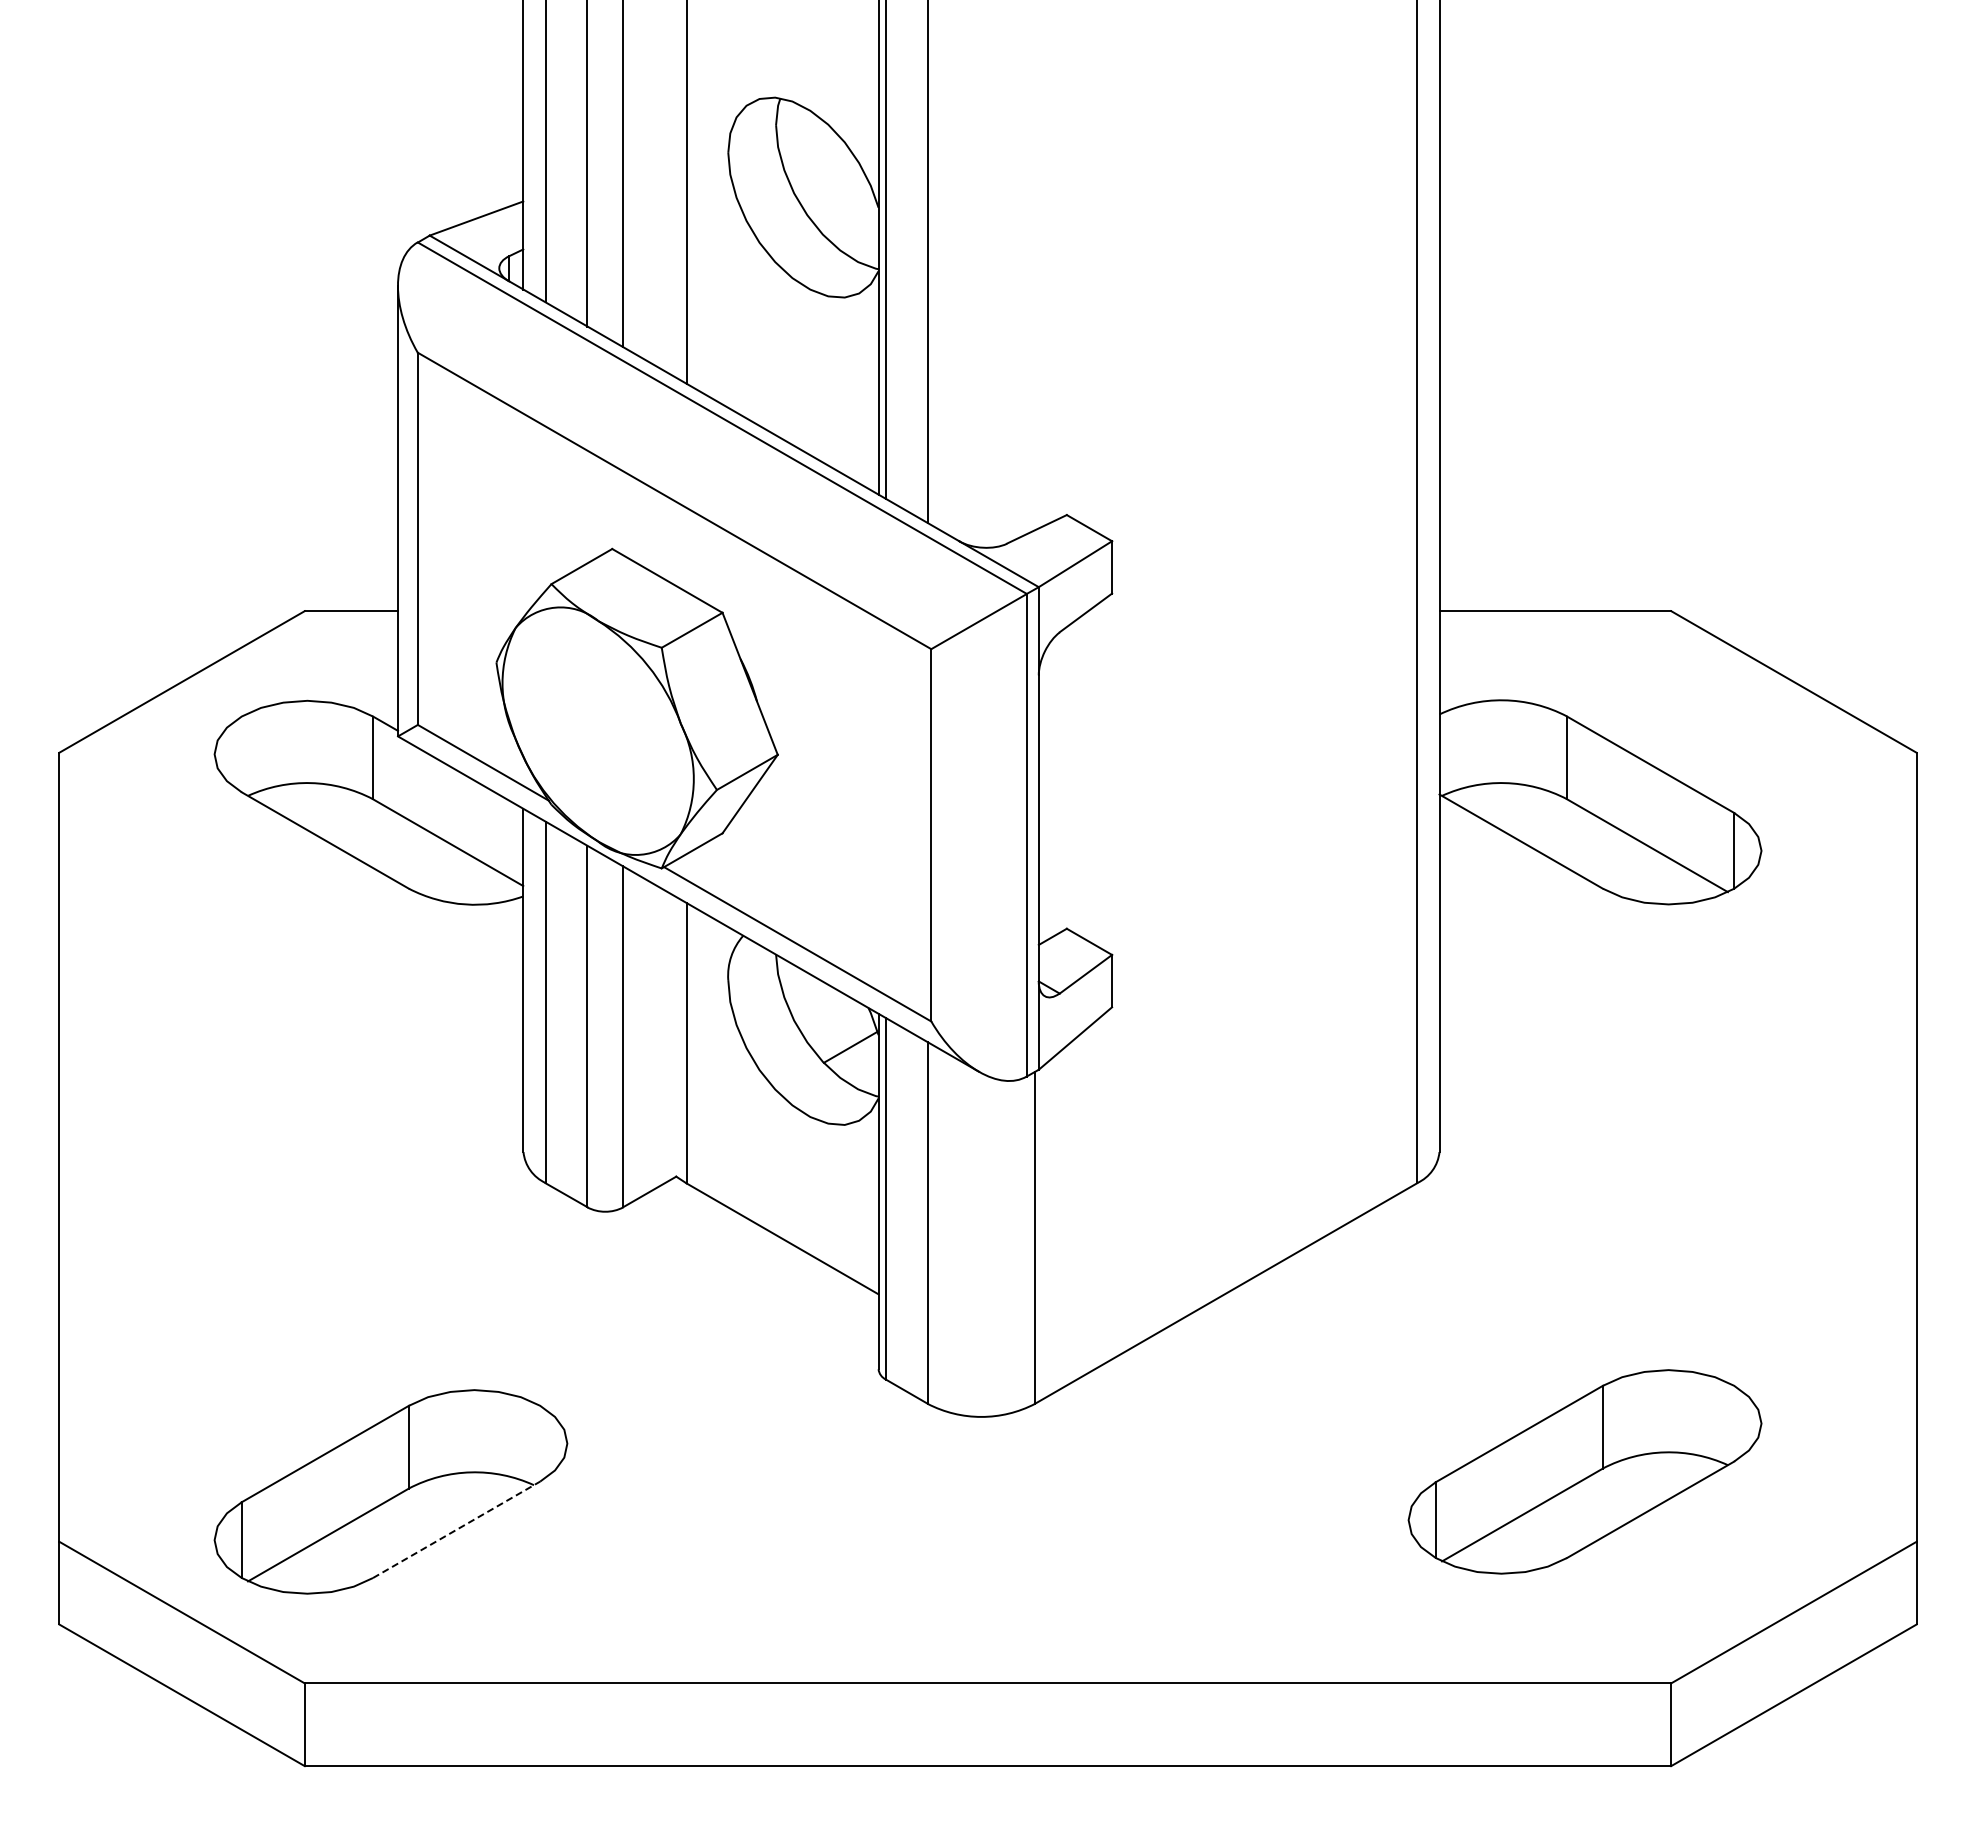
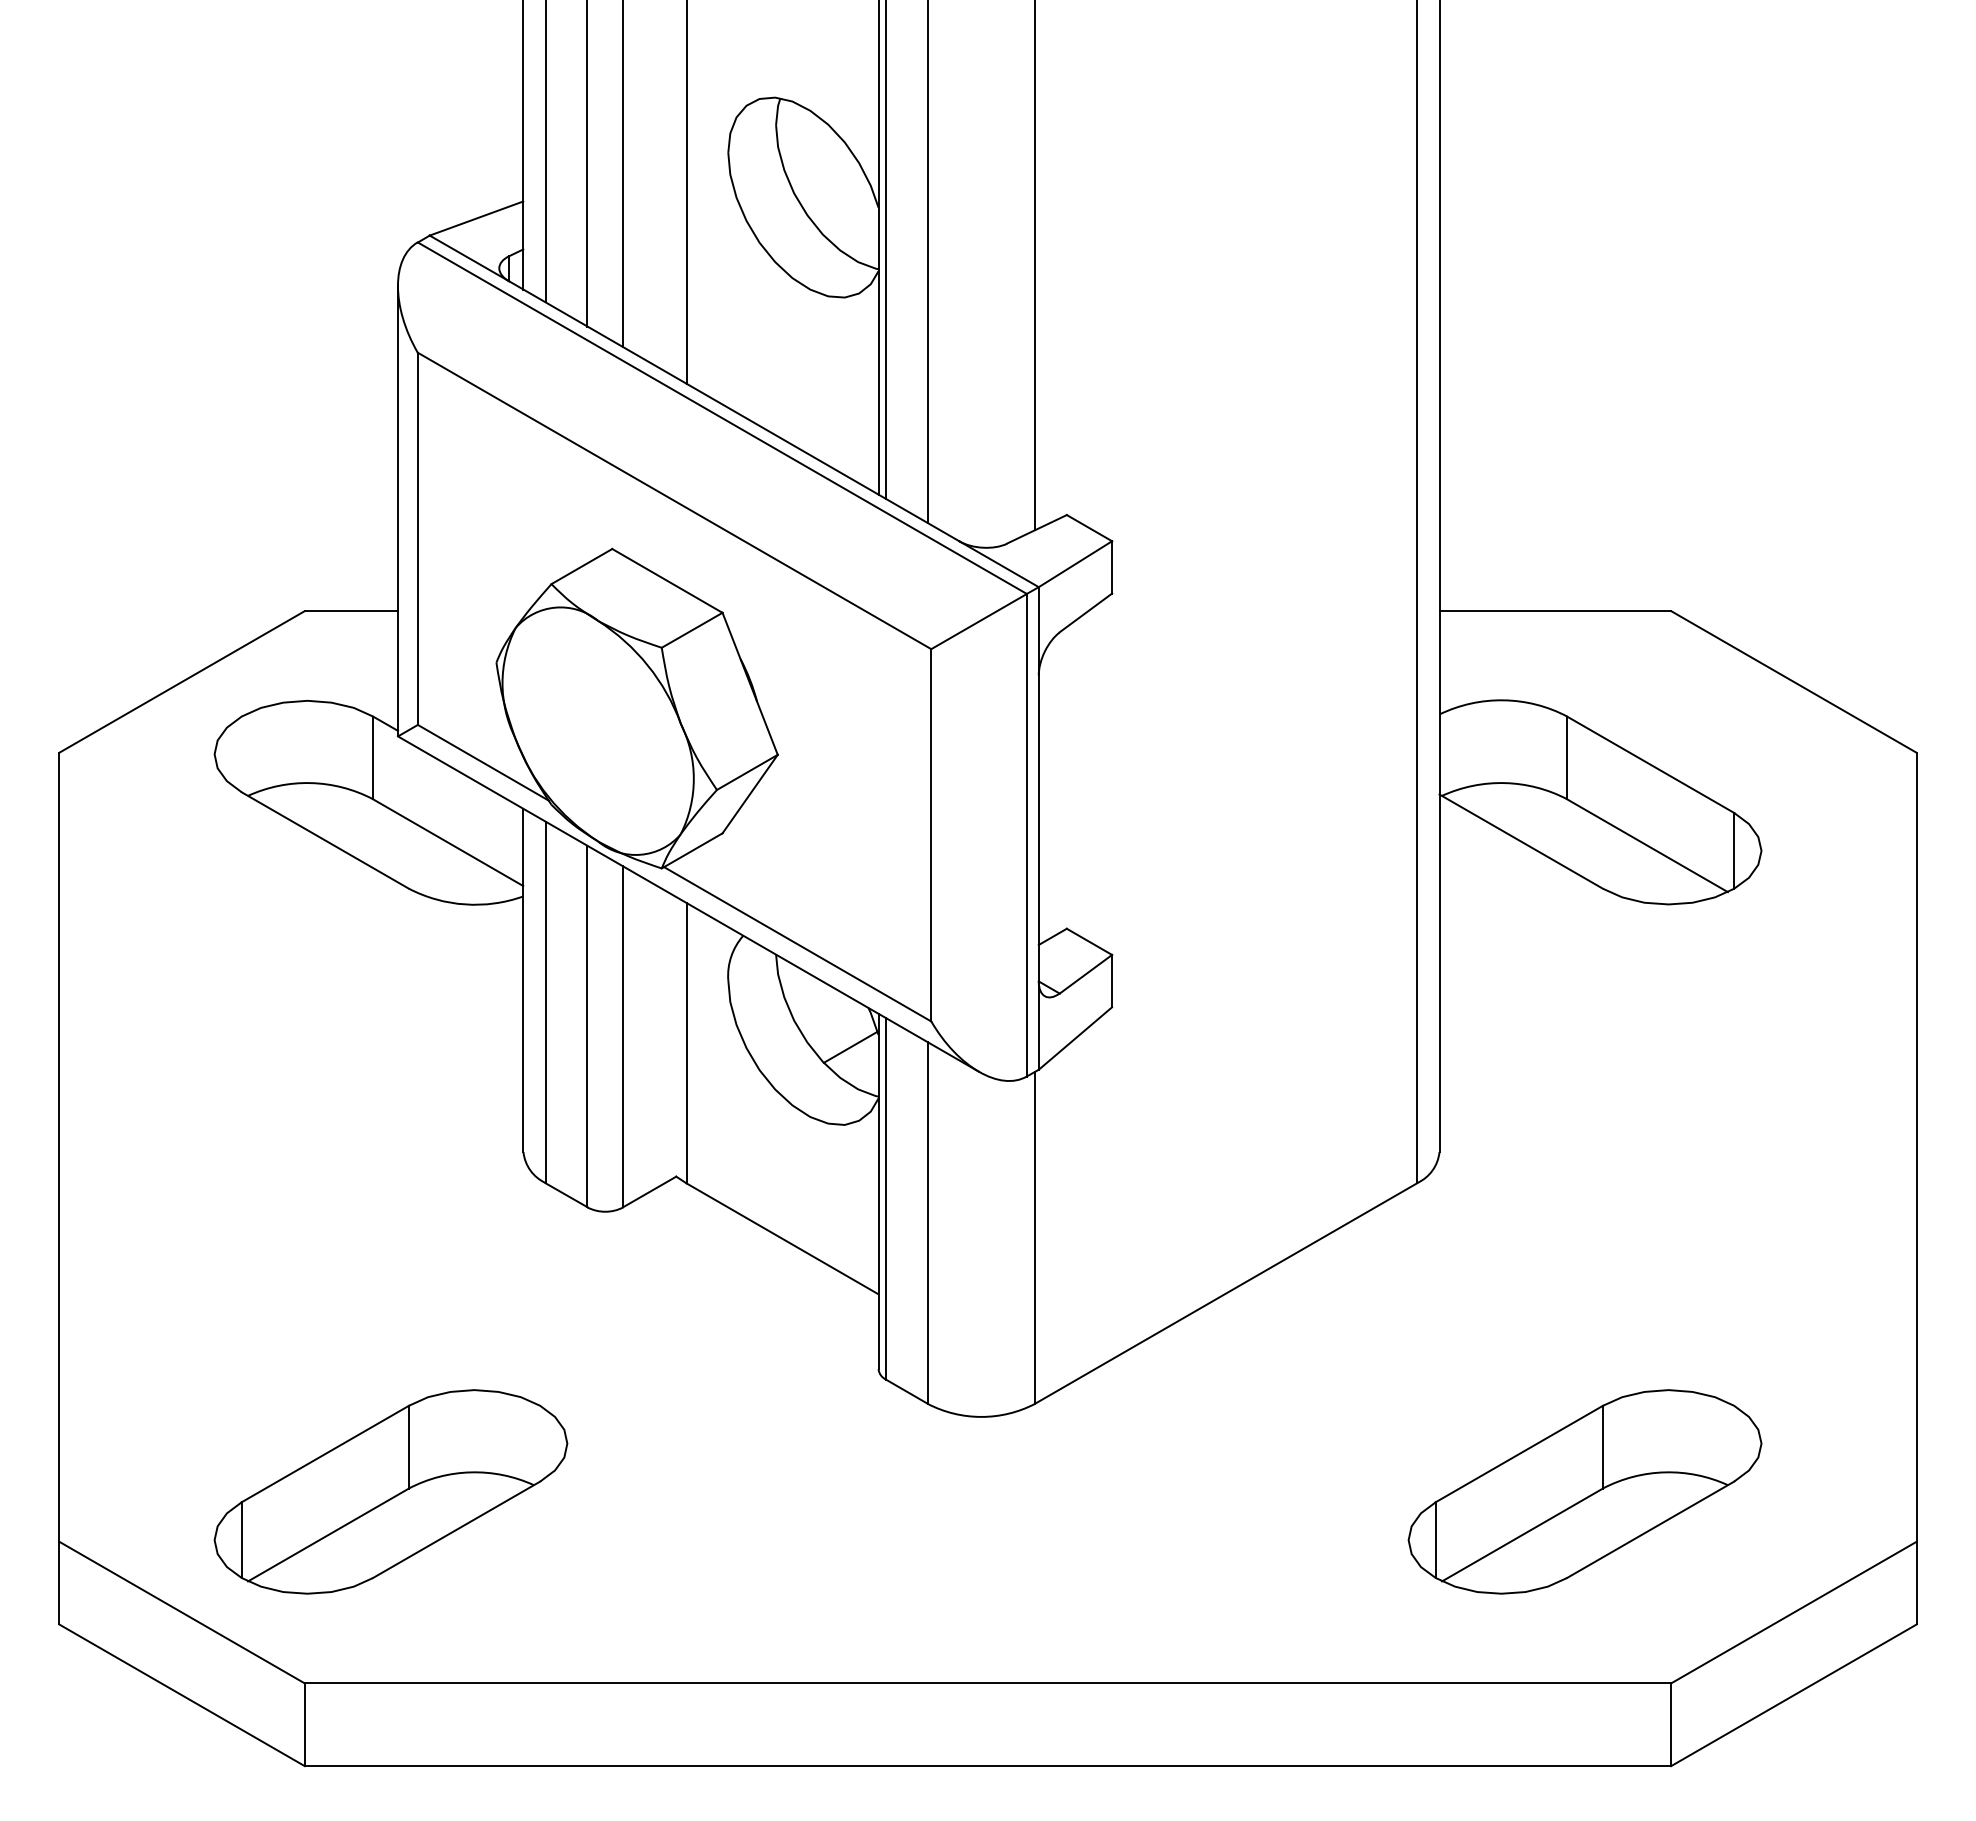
line: none -> present (1035, 266)
part position: (1584, 1471) -> (1584, 1491) (1584, 1491)
line: dashed -> solid (457, 1529)
